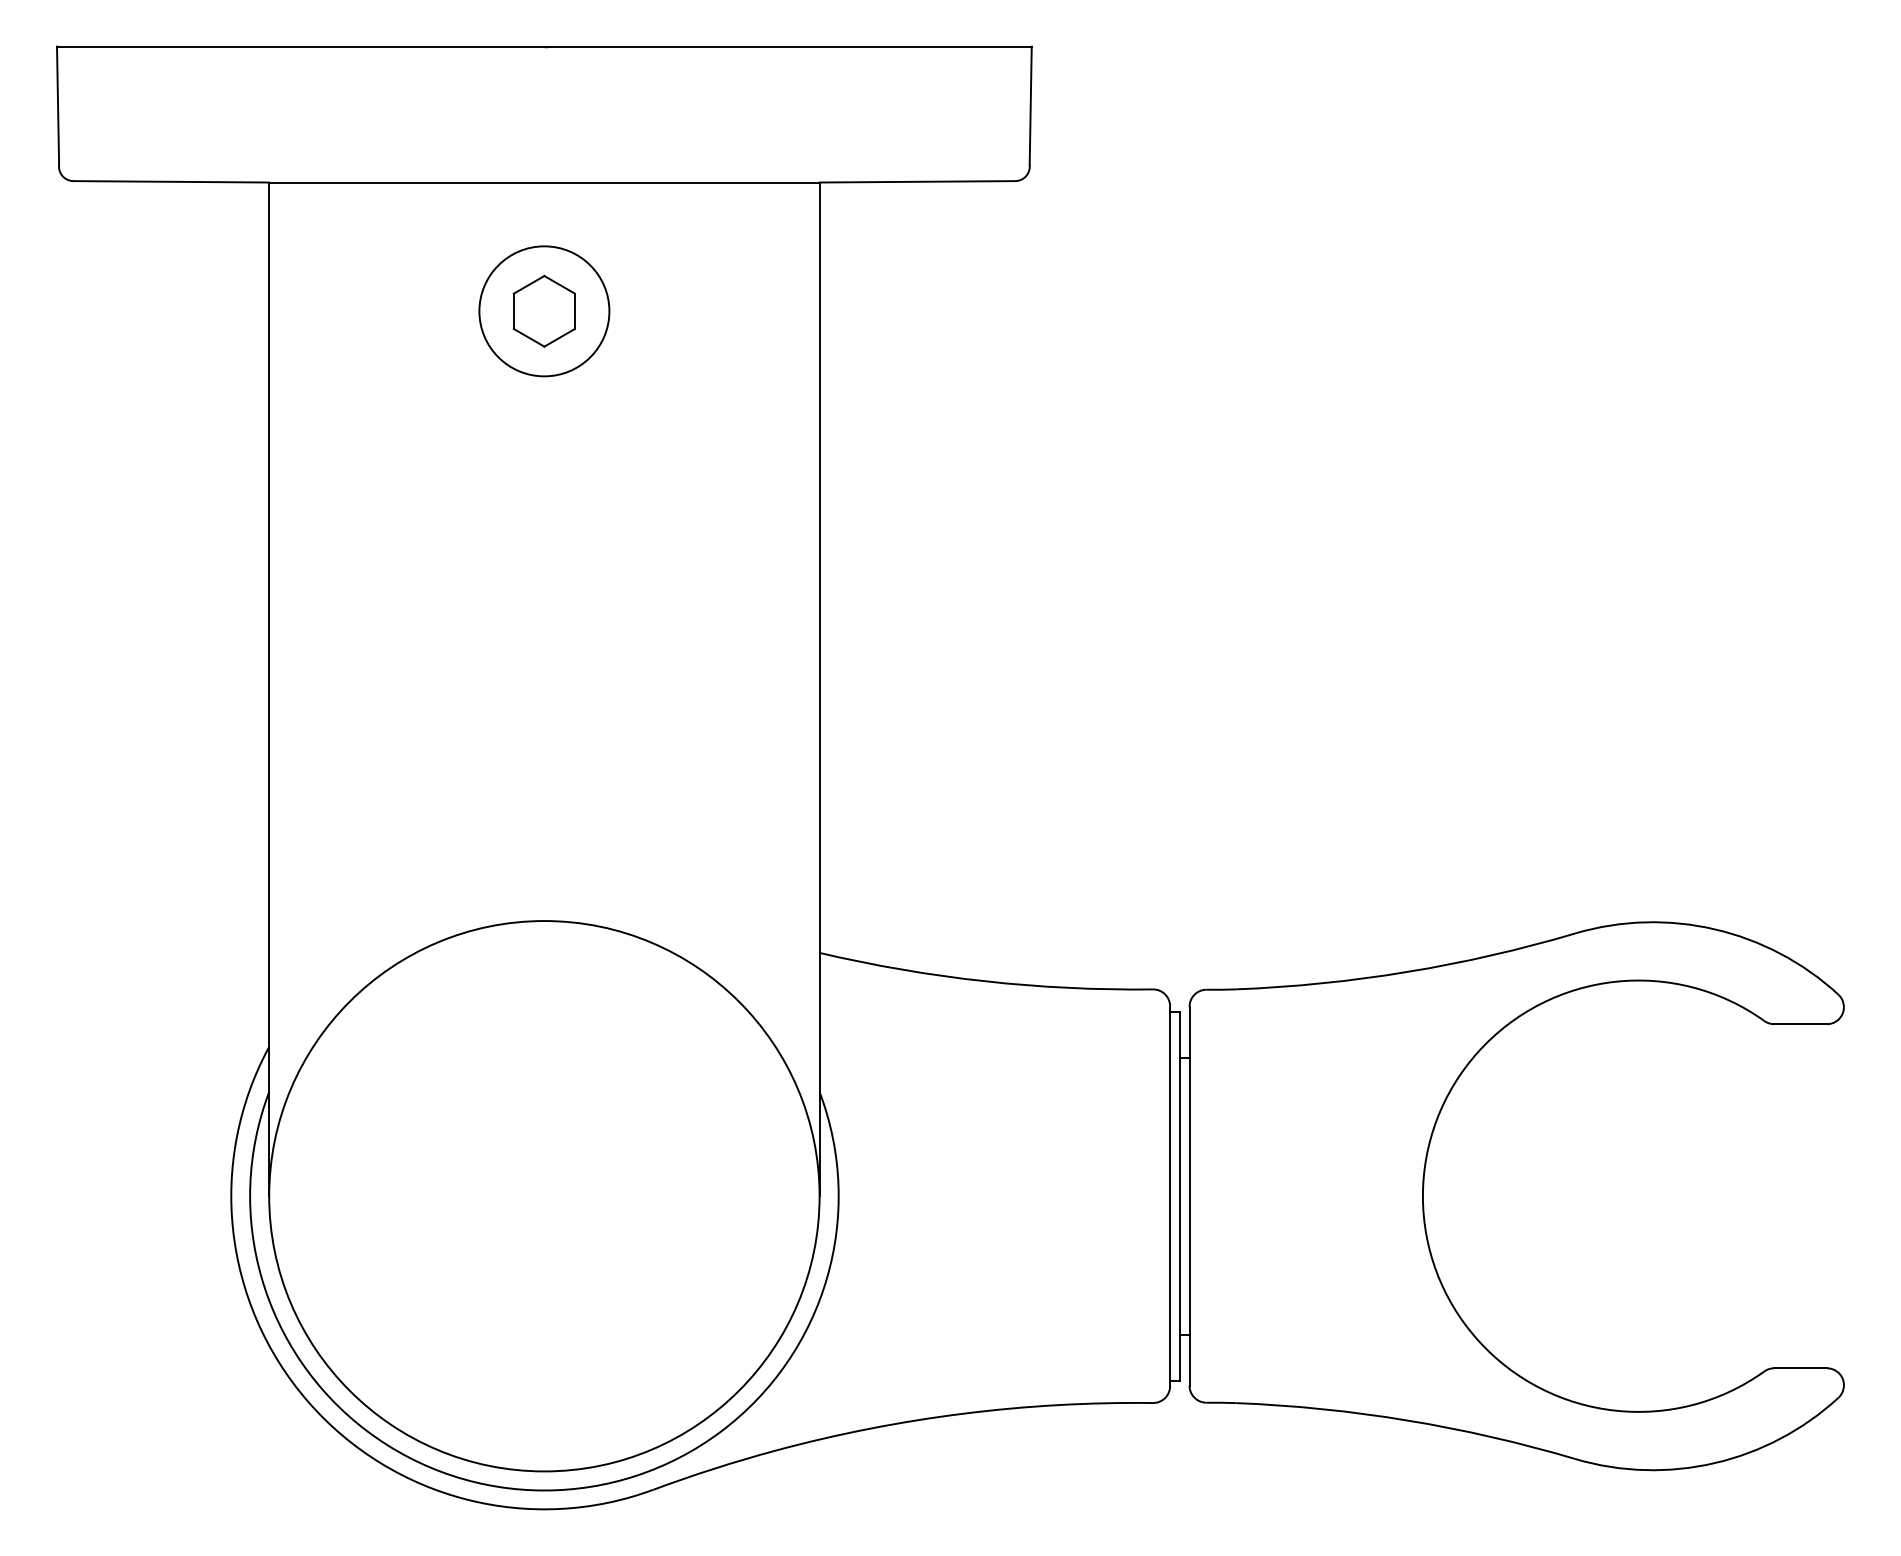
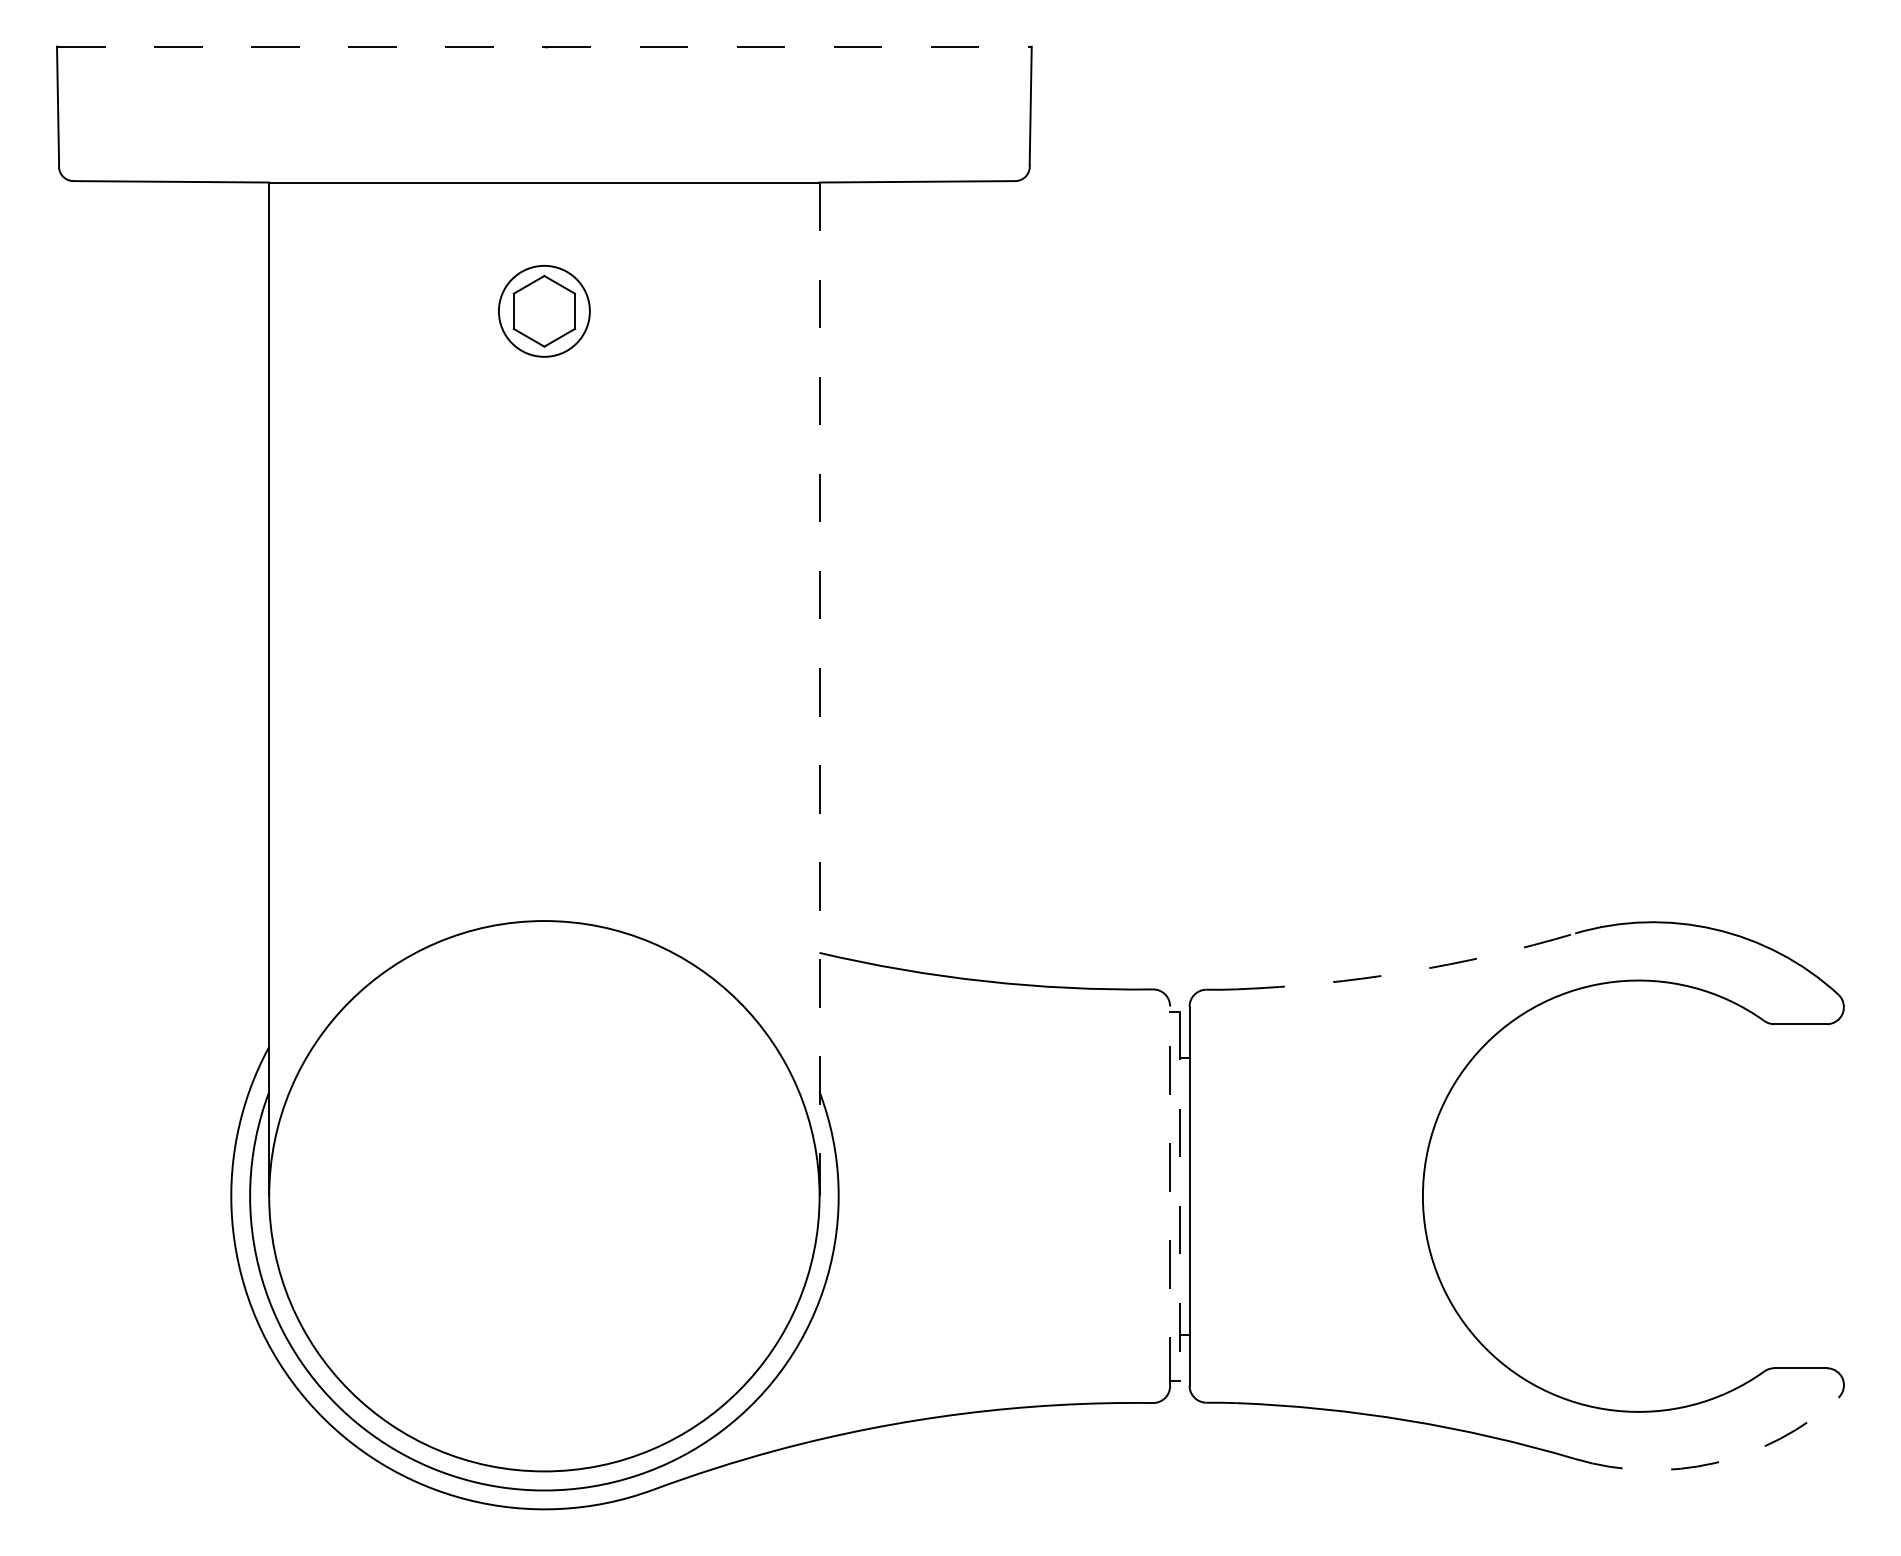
line: solid -> dashed (544, 46)
circle diameter: 130 px -> 91 px (543, 310)
line: solid -> dashed (819, 689)
arc: solid -> dashed (1407, 971)
line: solid -> dashed (1170, 1196)
line: solid -> dashed (1179, 1196)
arc: solid -> dashed (1714, 1463)
